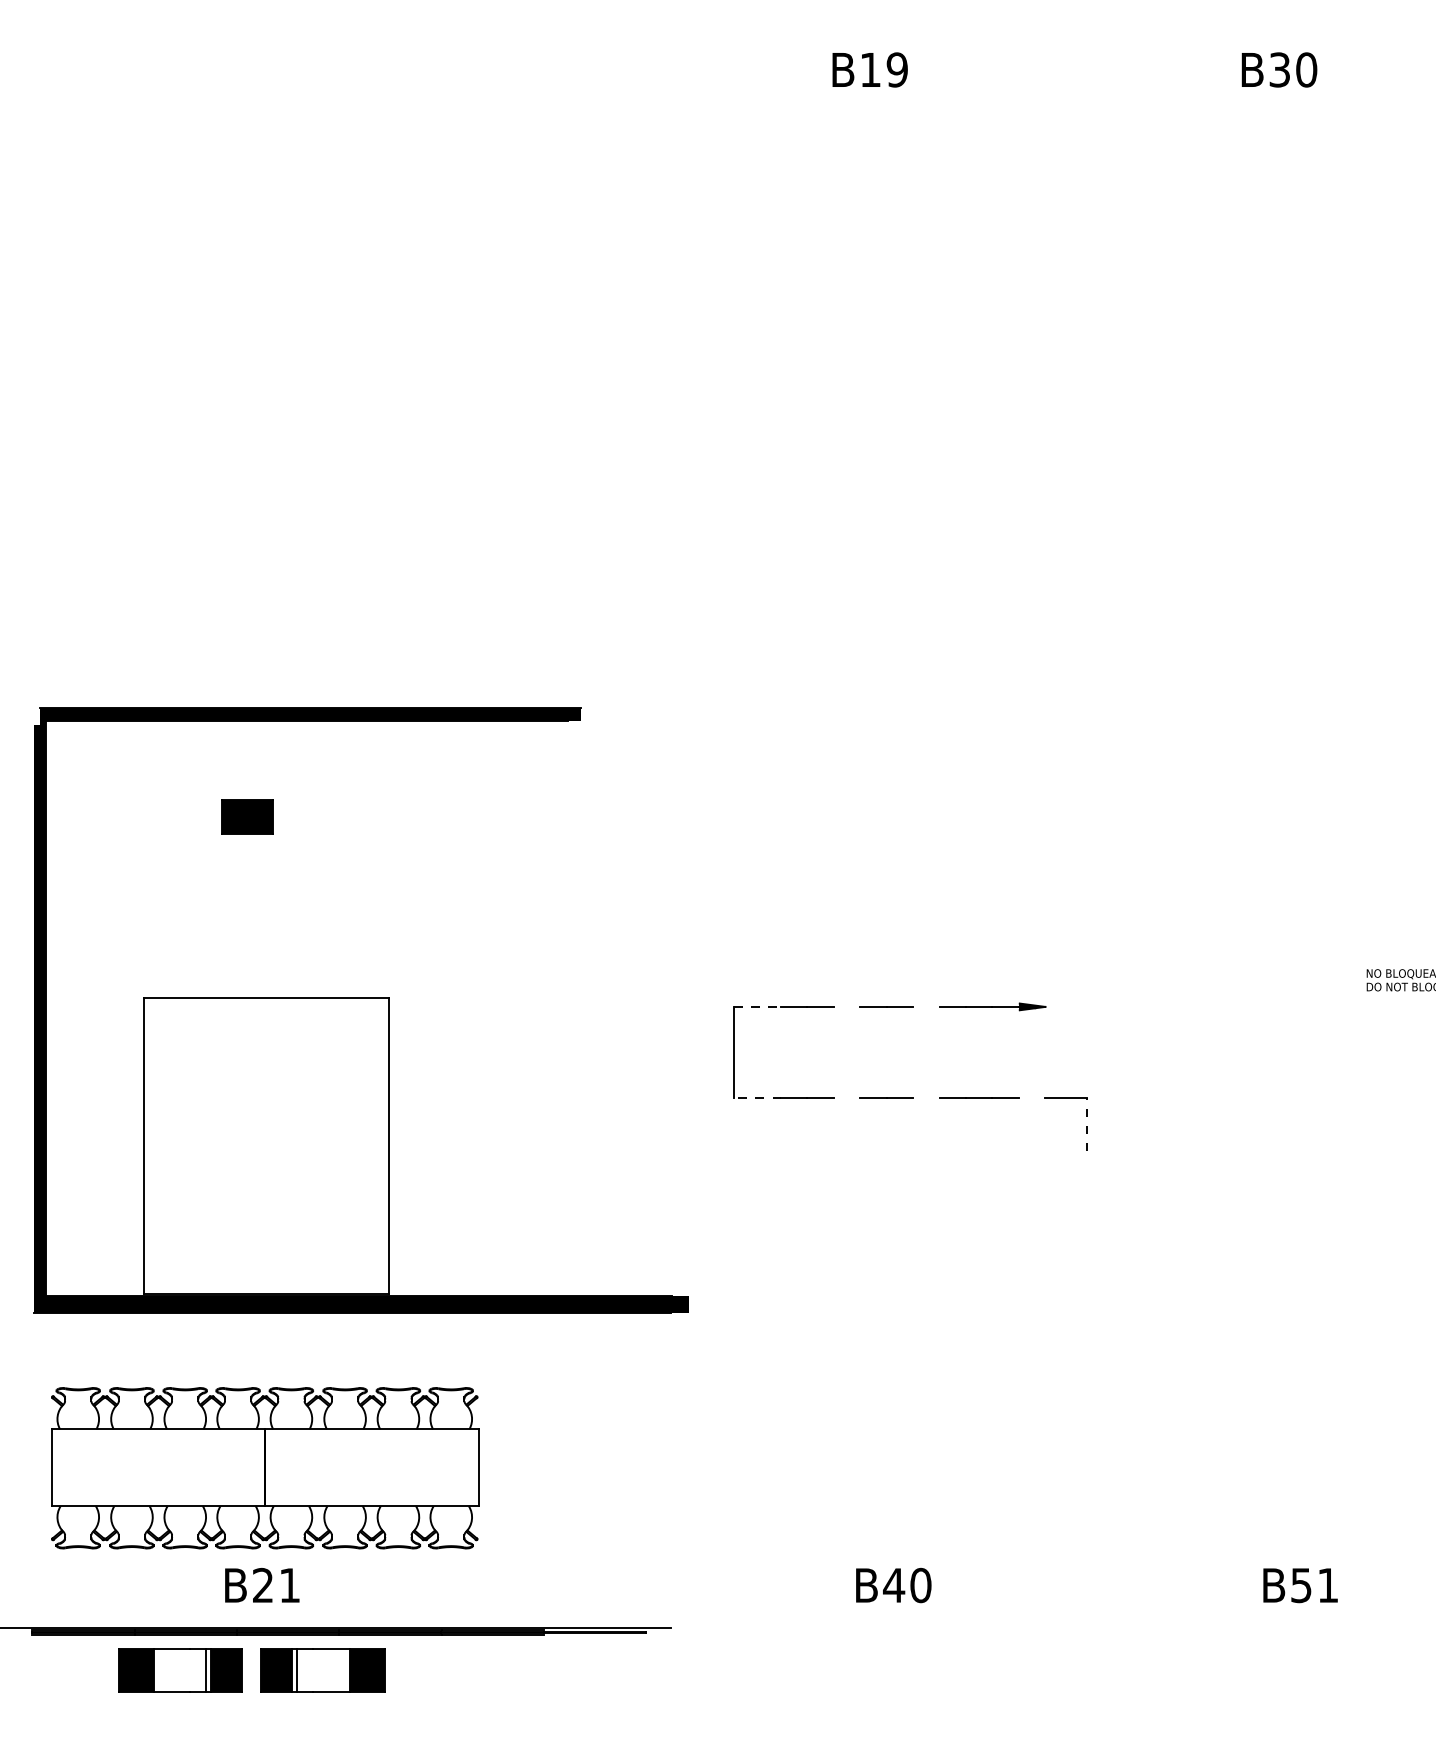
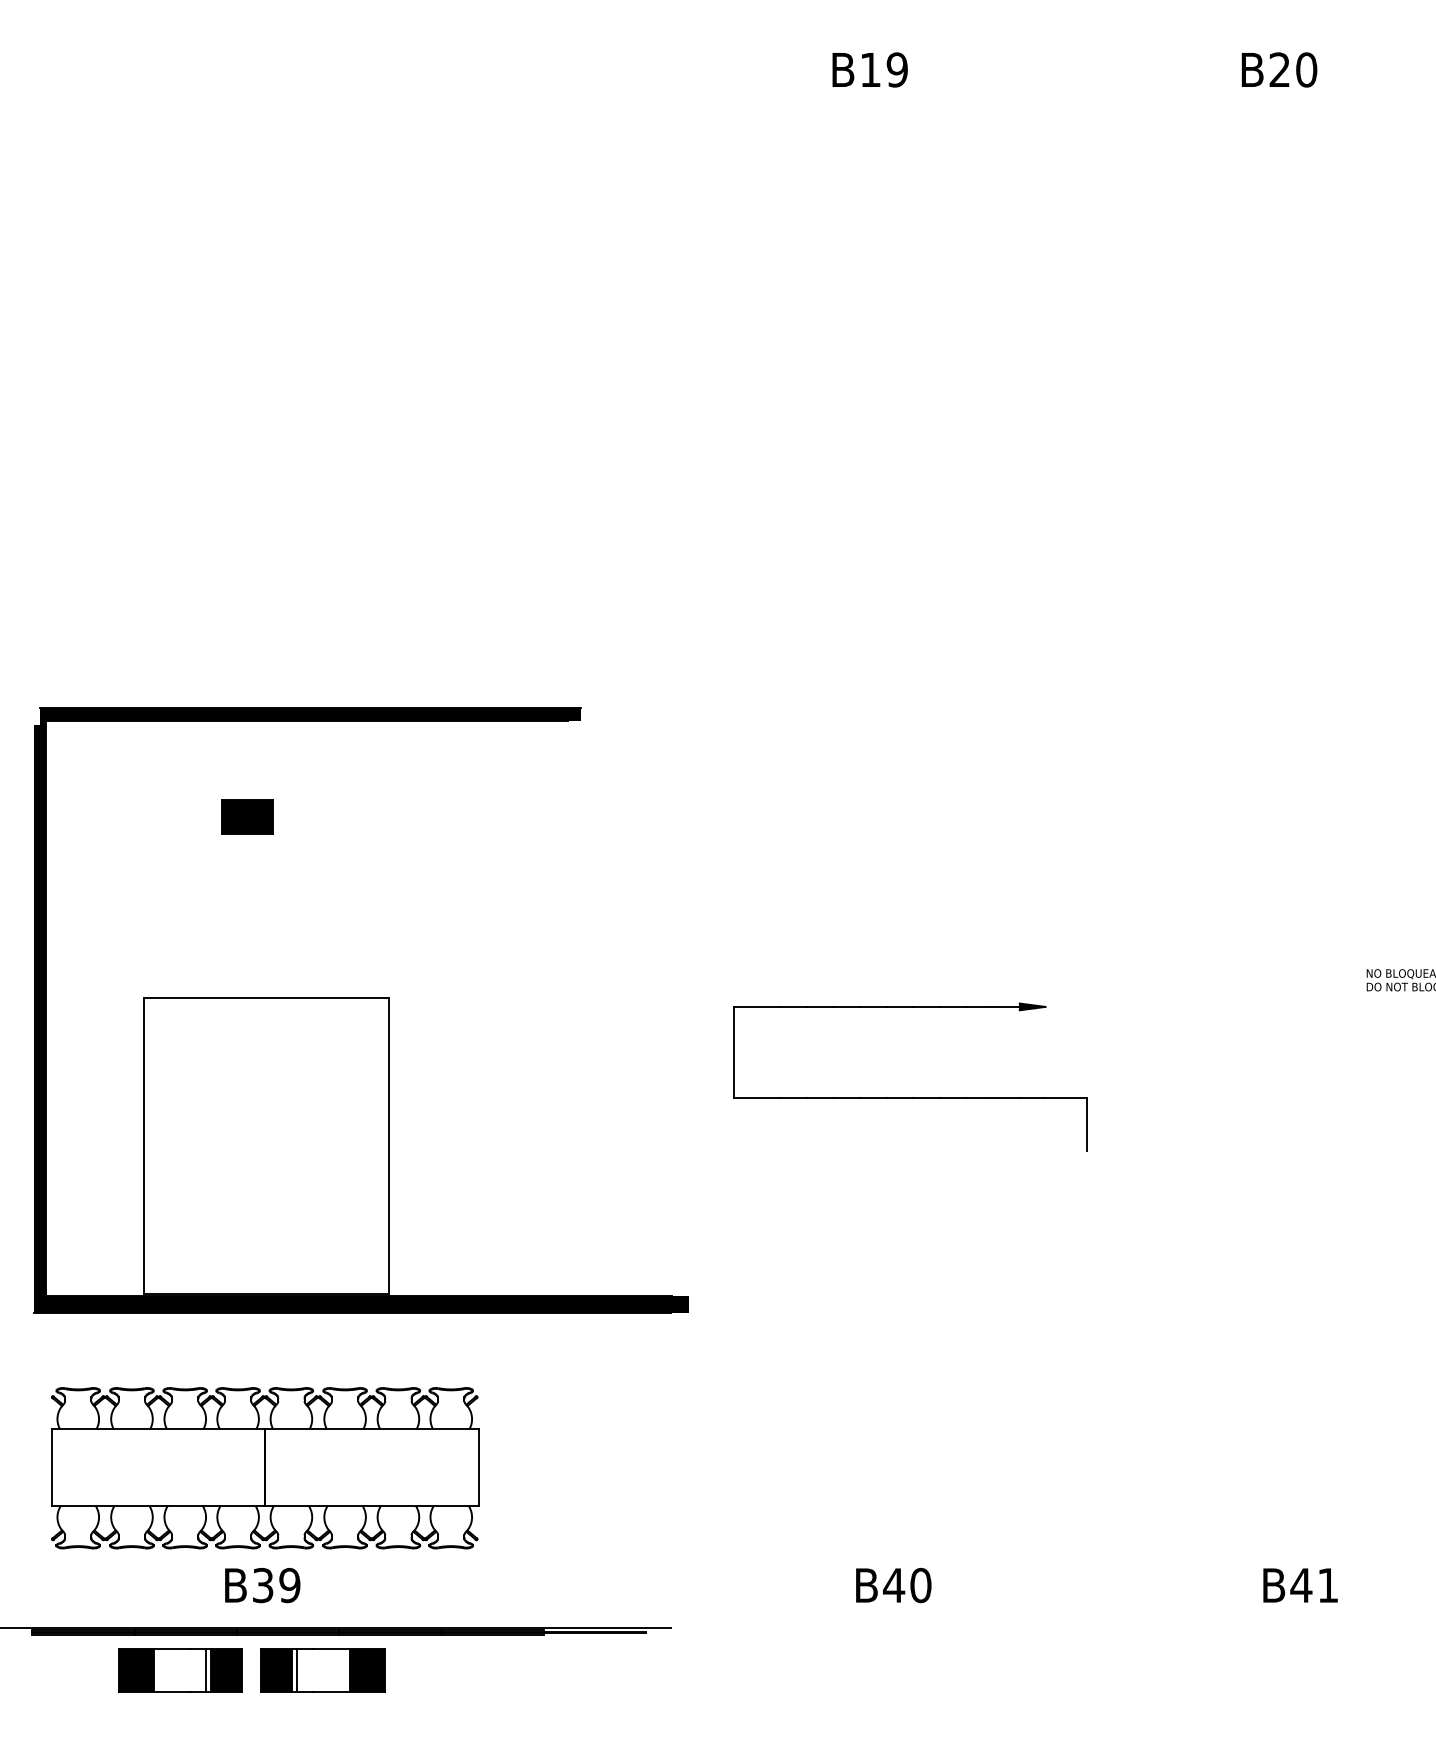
text: B30 -> B20 (1279, 69)
line: dashed -> solid (758, 1006)
line: none -> present (846, 1006)
line: none -> present (926, 1006)
line: dashed -> solid (757, 1097)
line: none -> present (846, 1097)
line: none -> present (926, 1097)
line: none -> present (1031, 1097)
line: dashed -> solid (1087, 1124)
text: B21 -> B39 (276, 1585)
text: B51 -> B41 (1301, 1585)
